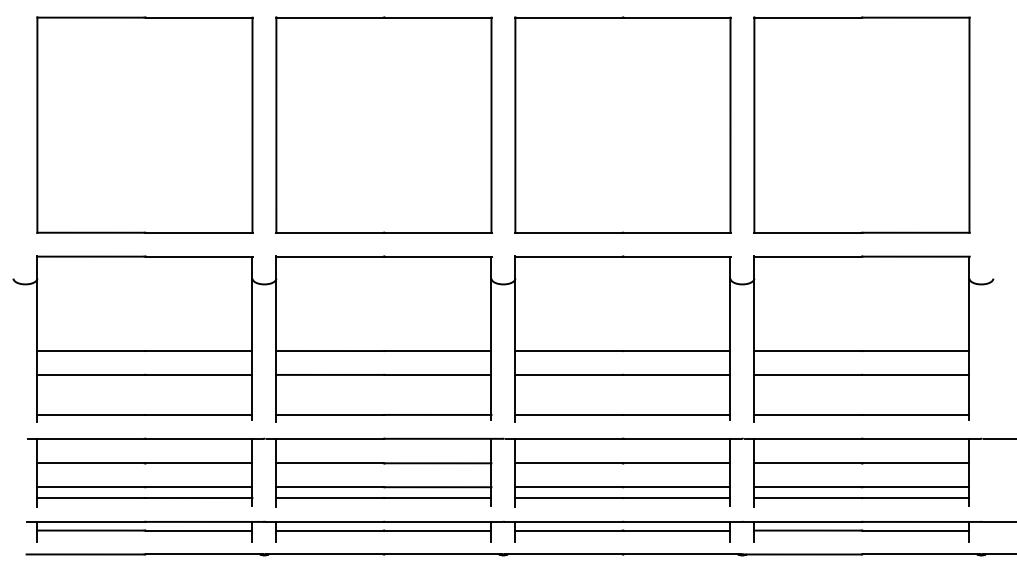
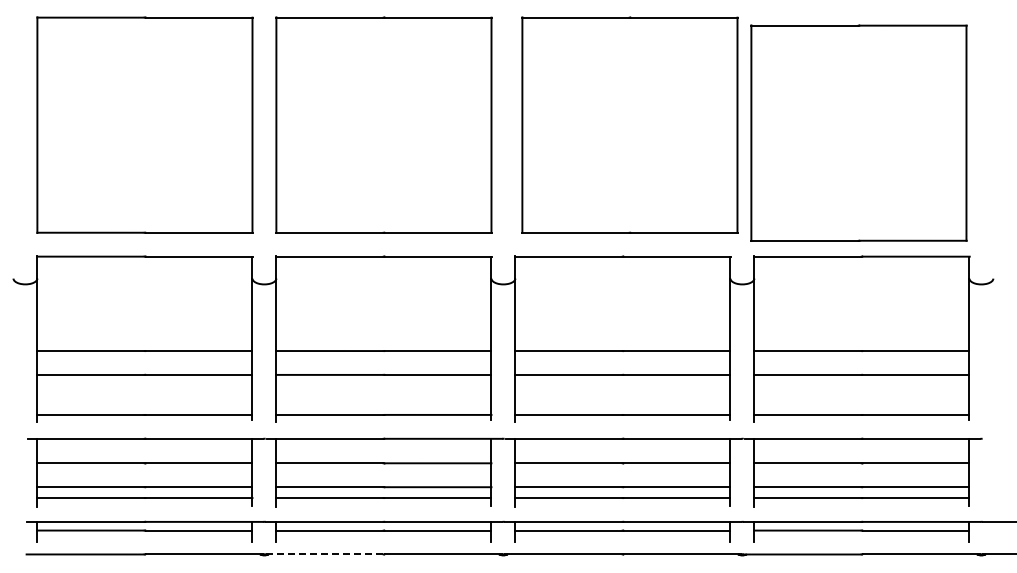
part position: (622, 124) -> (629, 124) (629, 124)
part position: (861, 124) -> (858, 132) (858, 132)
line: present -> none (998, 438)
line: solid -> dashed (324, 554)
